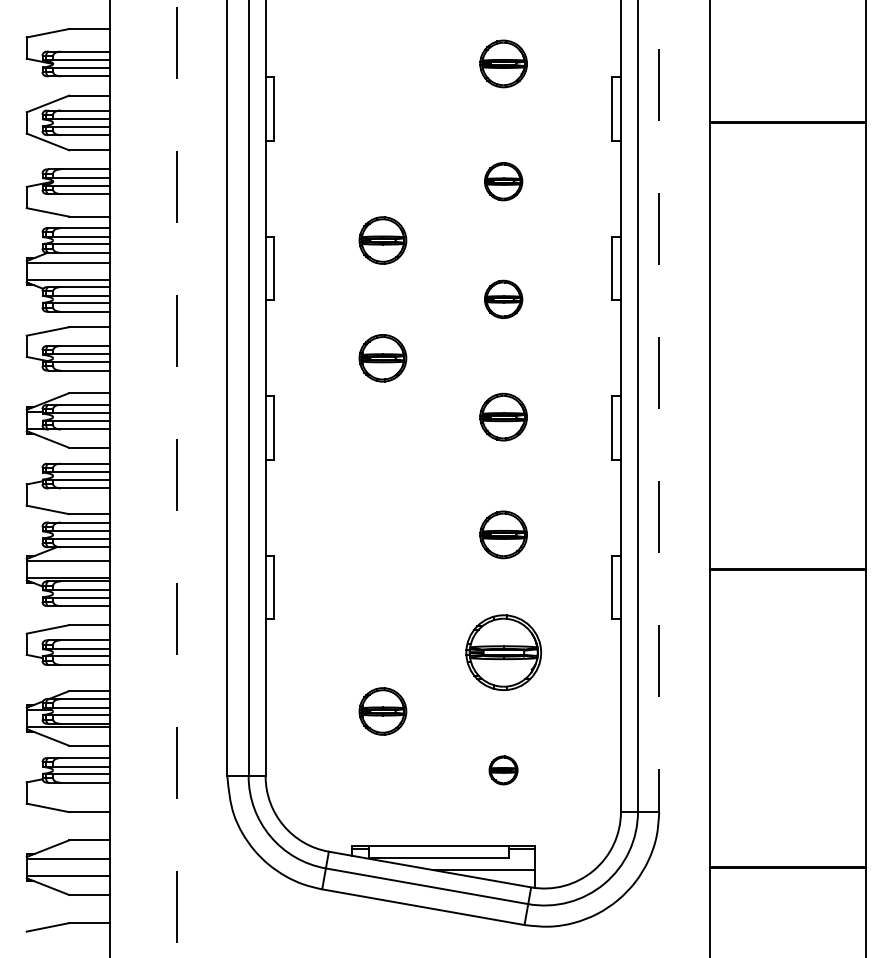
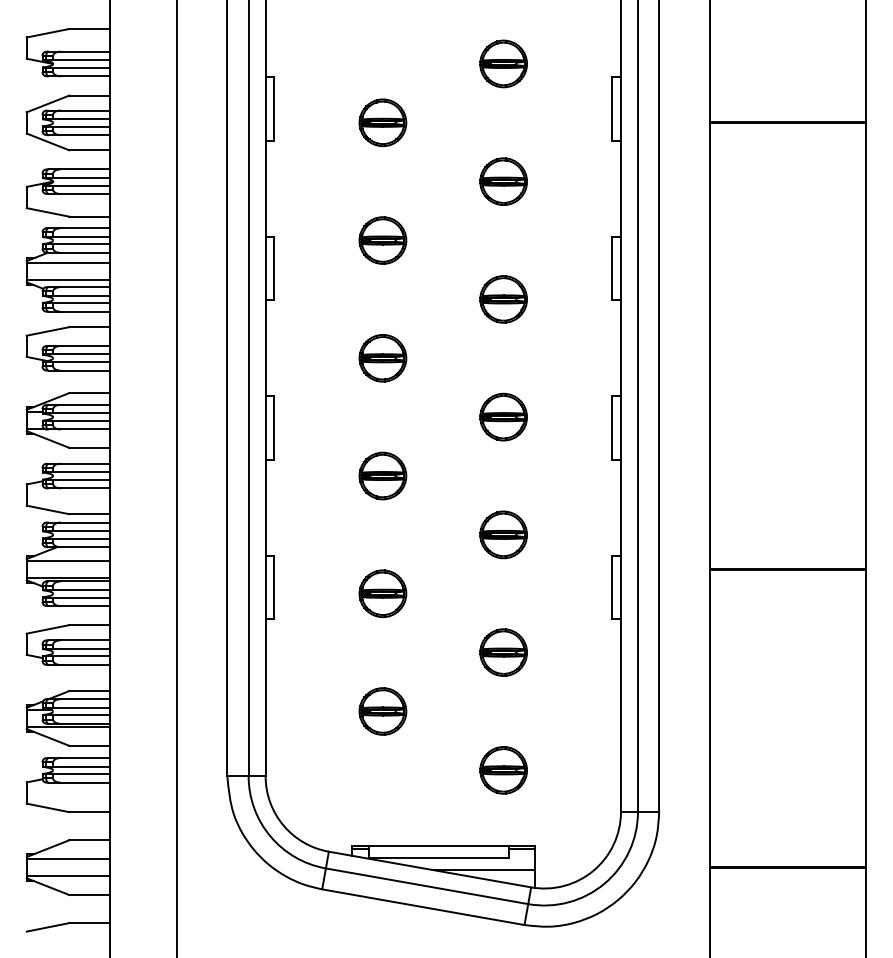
part: none -> present (382, 122)
part size: 40x40 px -> 49x49 px (503, 181)
part size: 40x40 px -> 49x49 px (503, 299)
line: dashed -> solid (659, 406)
part: none -> present (382, 475)
line: dashed -> solid (176, 479)
part: none -> present (382, 593)
part size: 78x77 px -> 49x49 px (503, 652)
part size: 31x31 px -> 49x49 px (503, 770)
